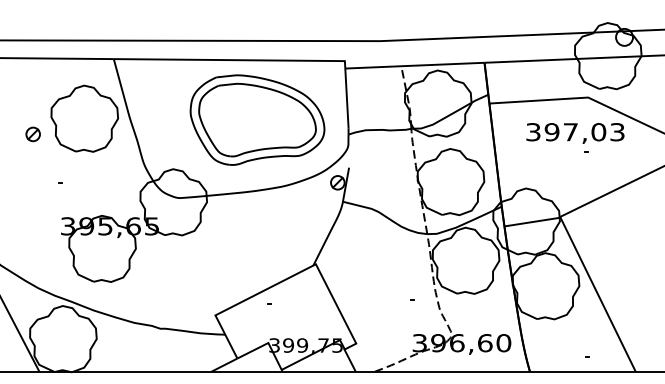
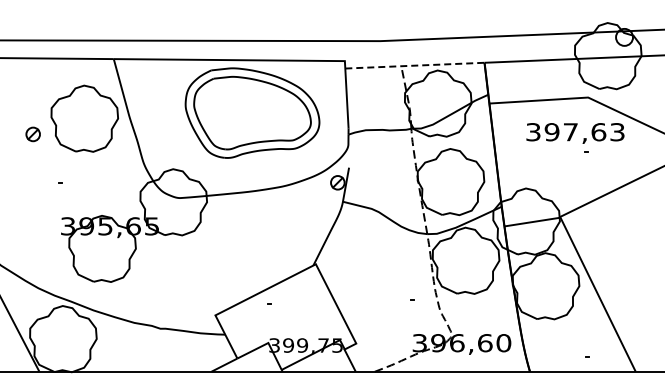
line: solid -> dashed (414, 65)
part position: (257, 119) -> (252, 112) (252, 112)
text: 397,03 -> 397,63 (598, 132)
